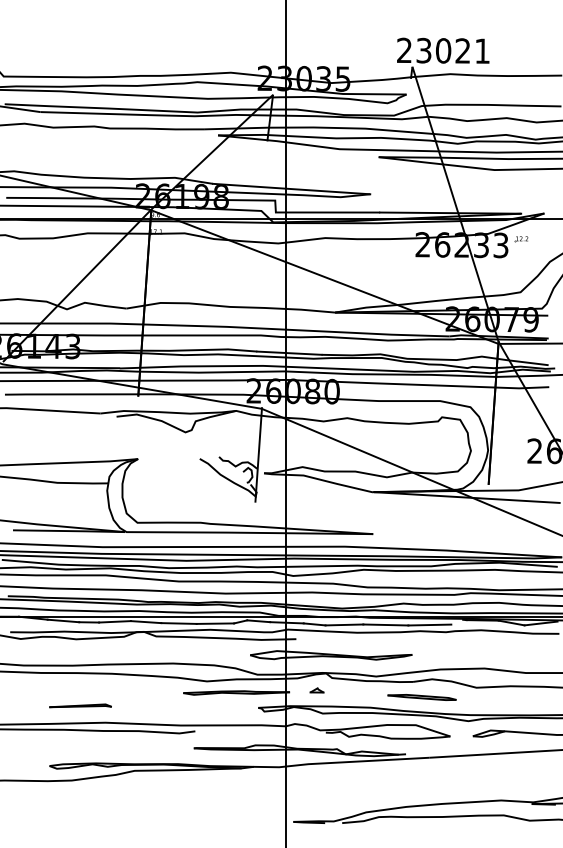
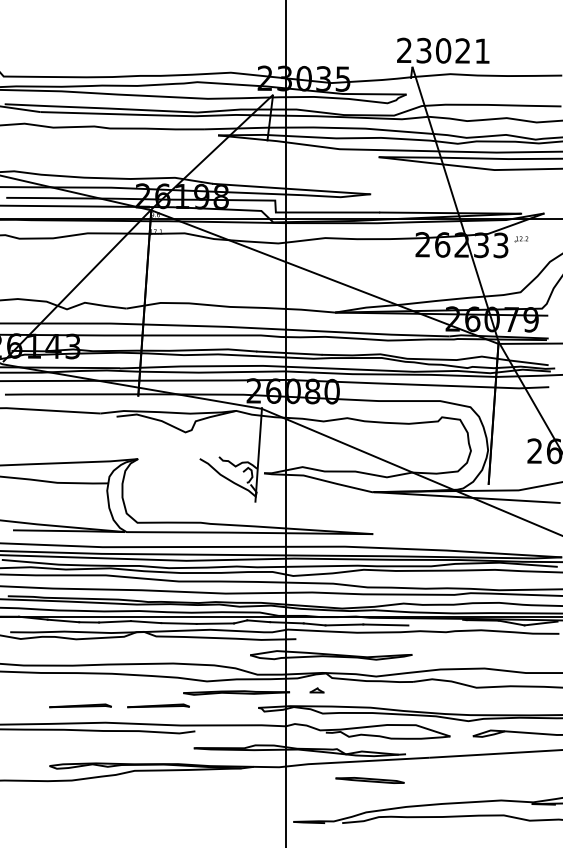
line: present -> none (429, 624)
part position: (421, 697) -> (369, 780) (369, 780)
line: none -> present (158, 705)
